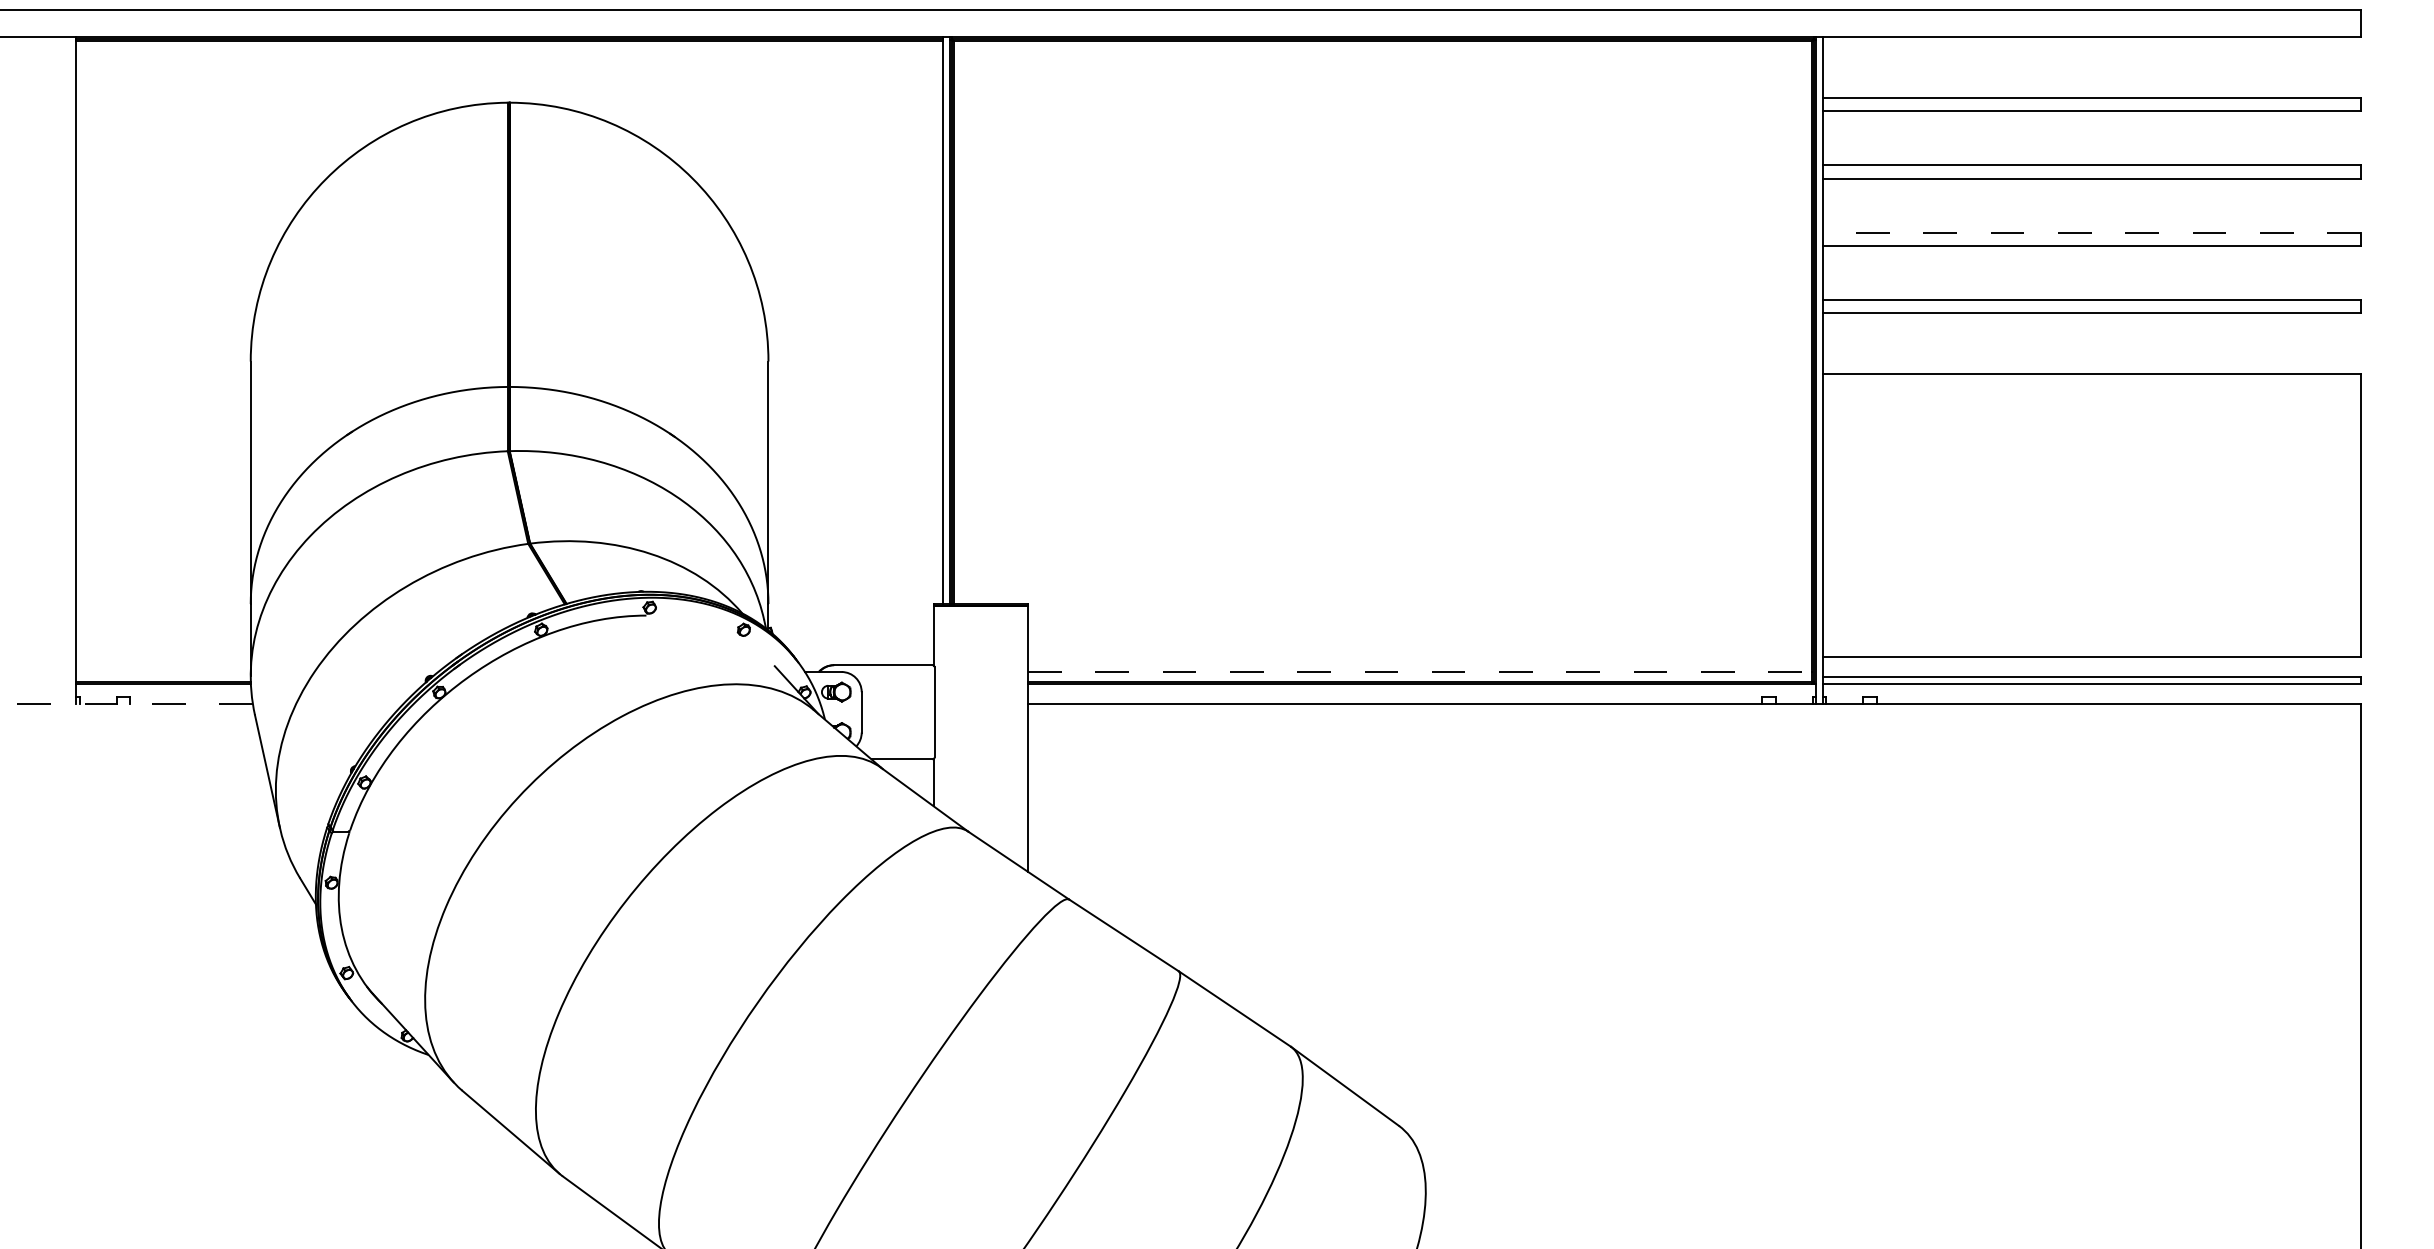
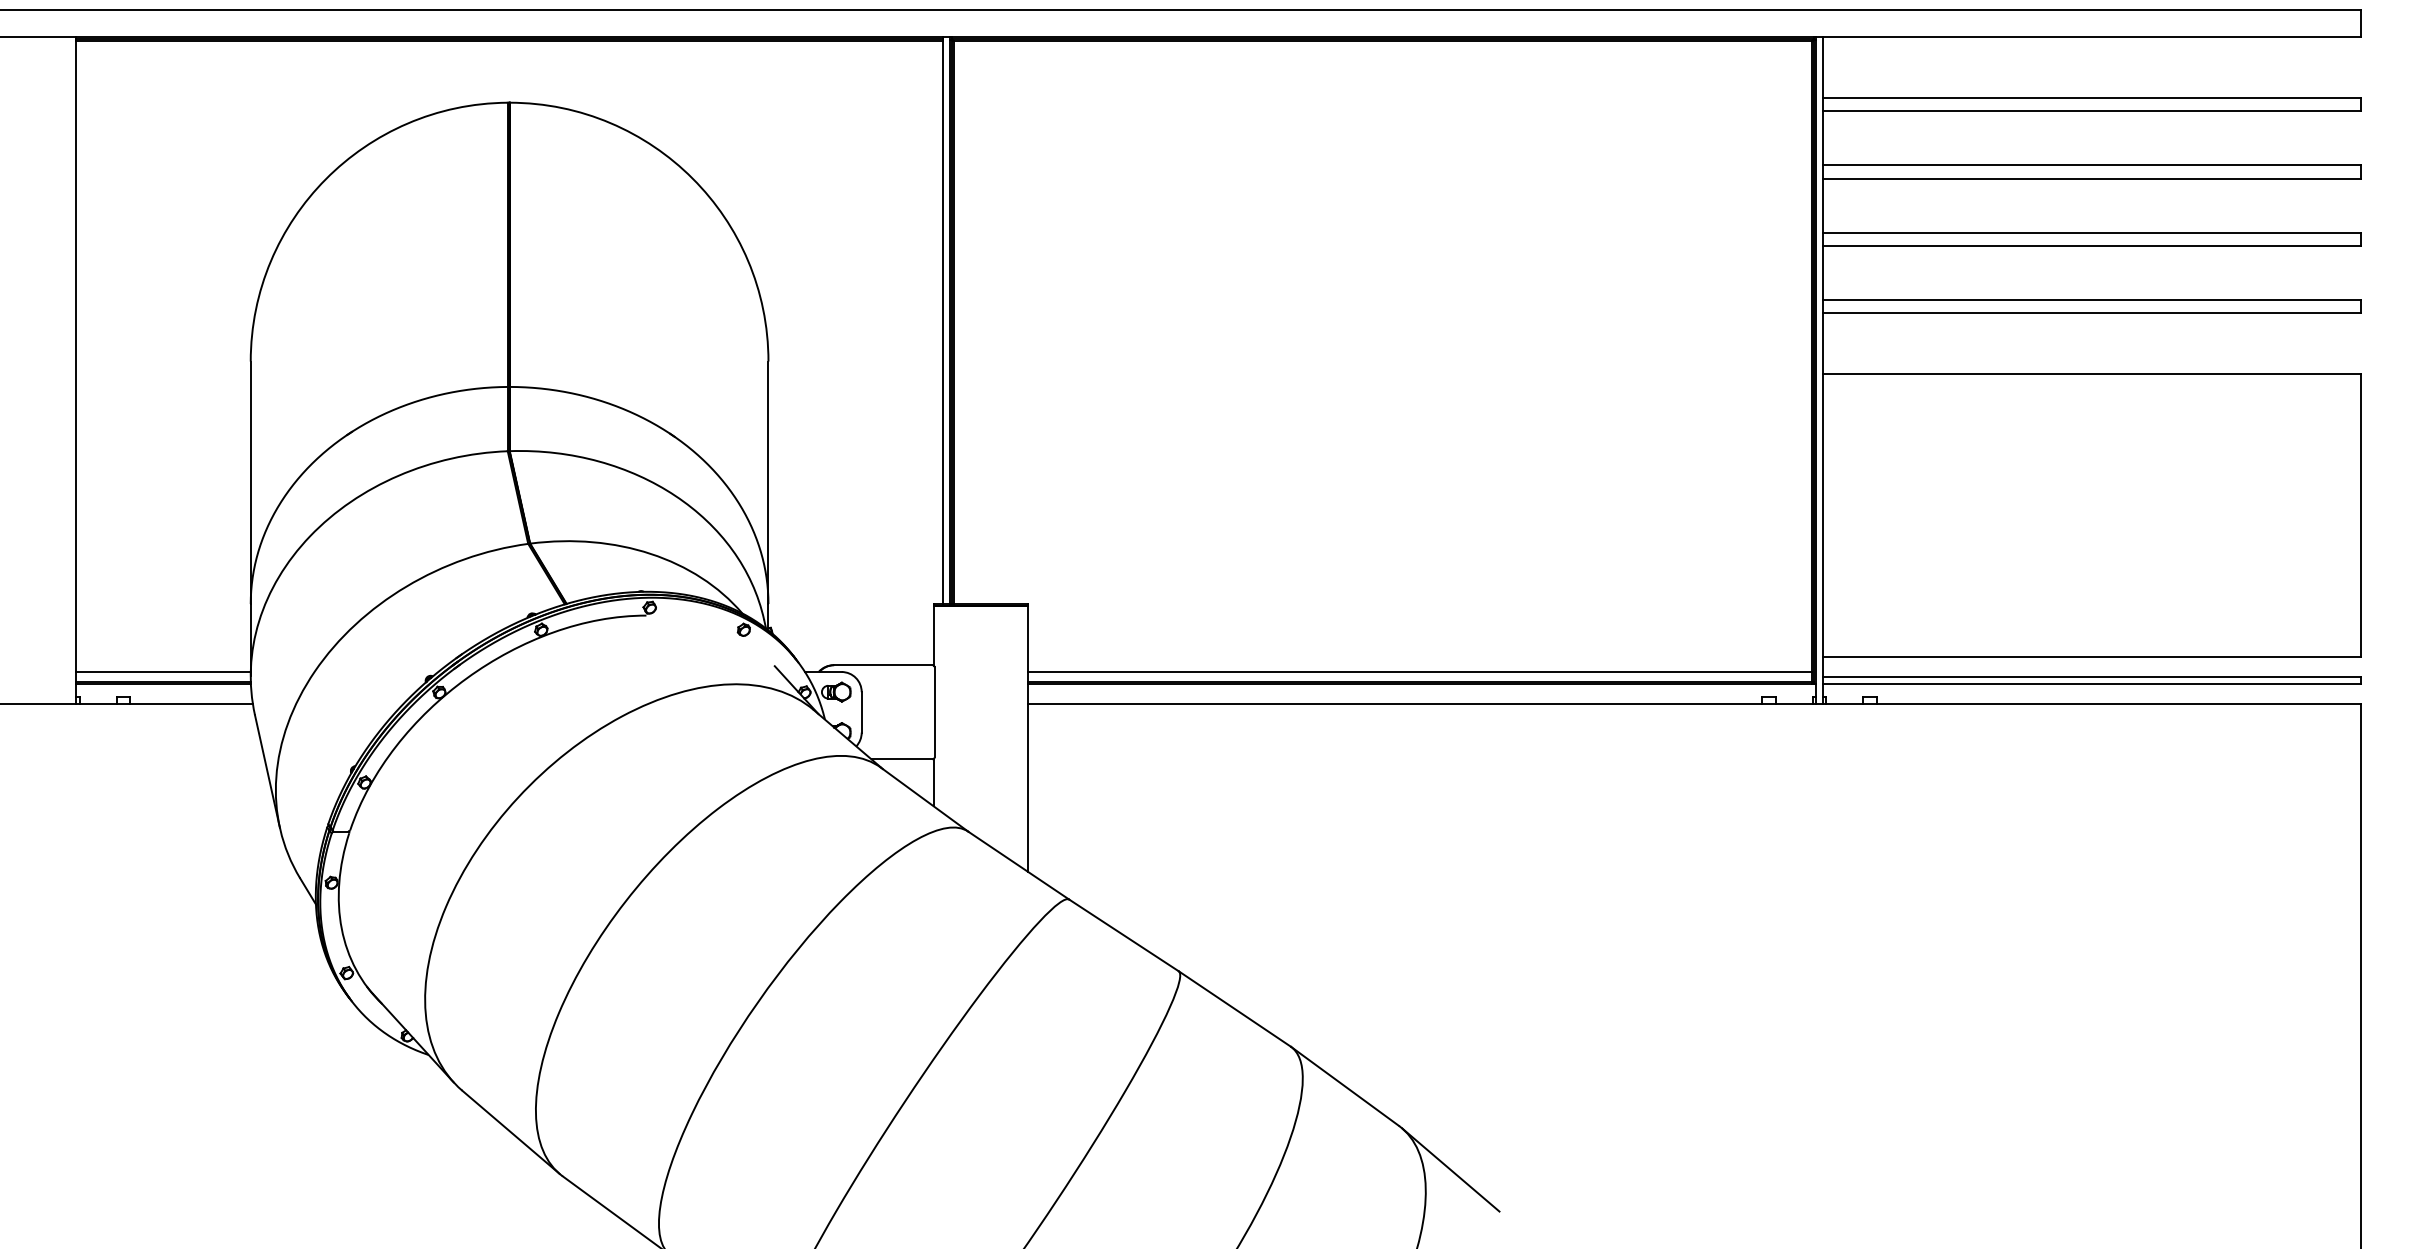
line: dashed -> solid (2091, 232)
line: none -> present (163, 672)
line: dashed -> solid (1420, 672)
line: dashed -> solid (126, 703)
line: none -> present (1450, 1169)
